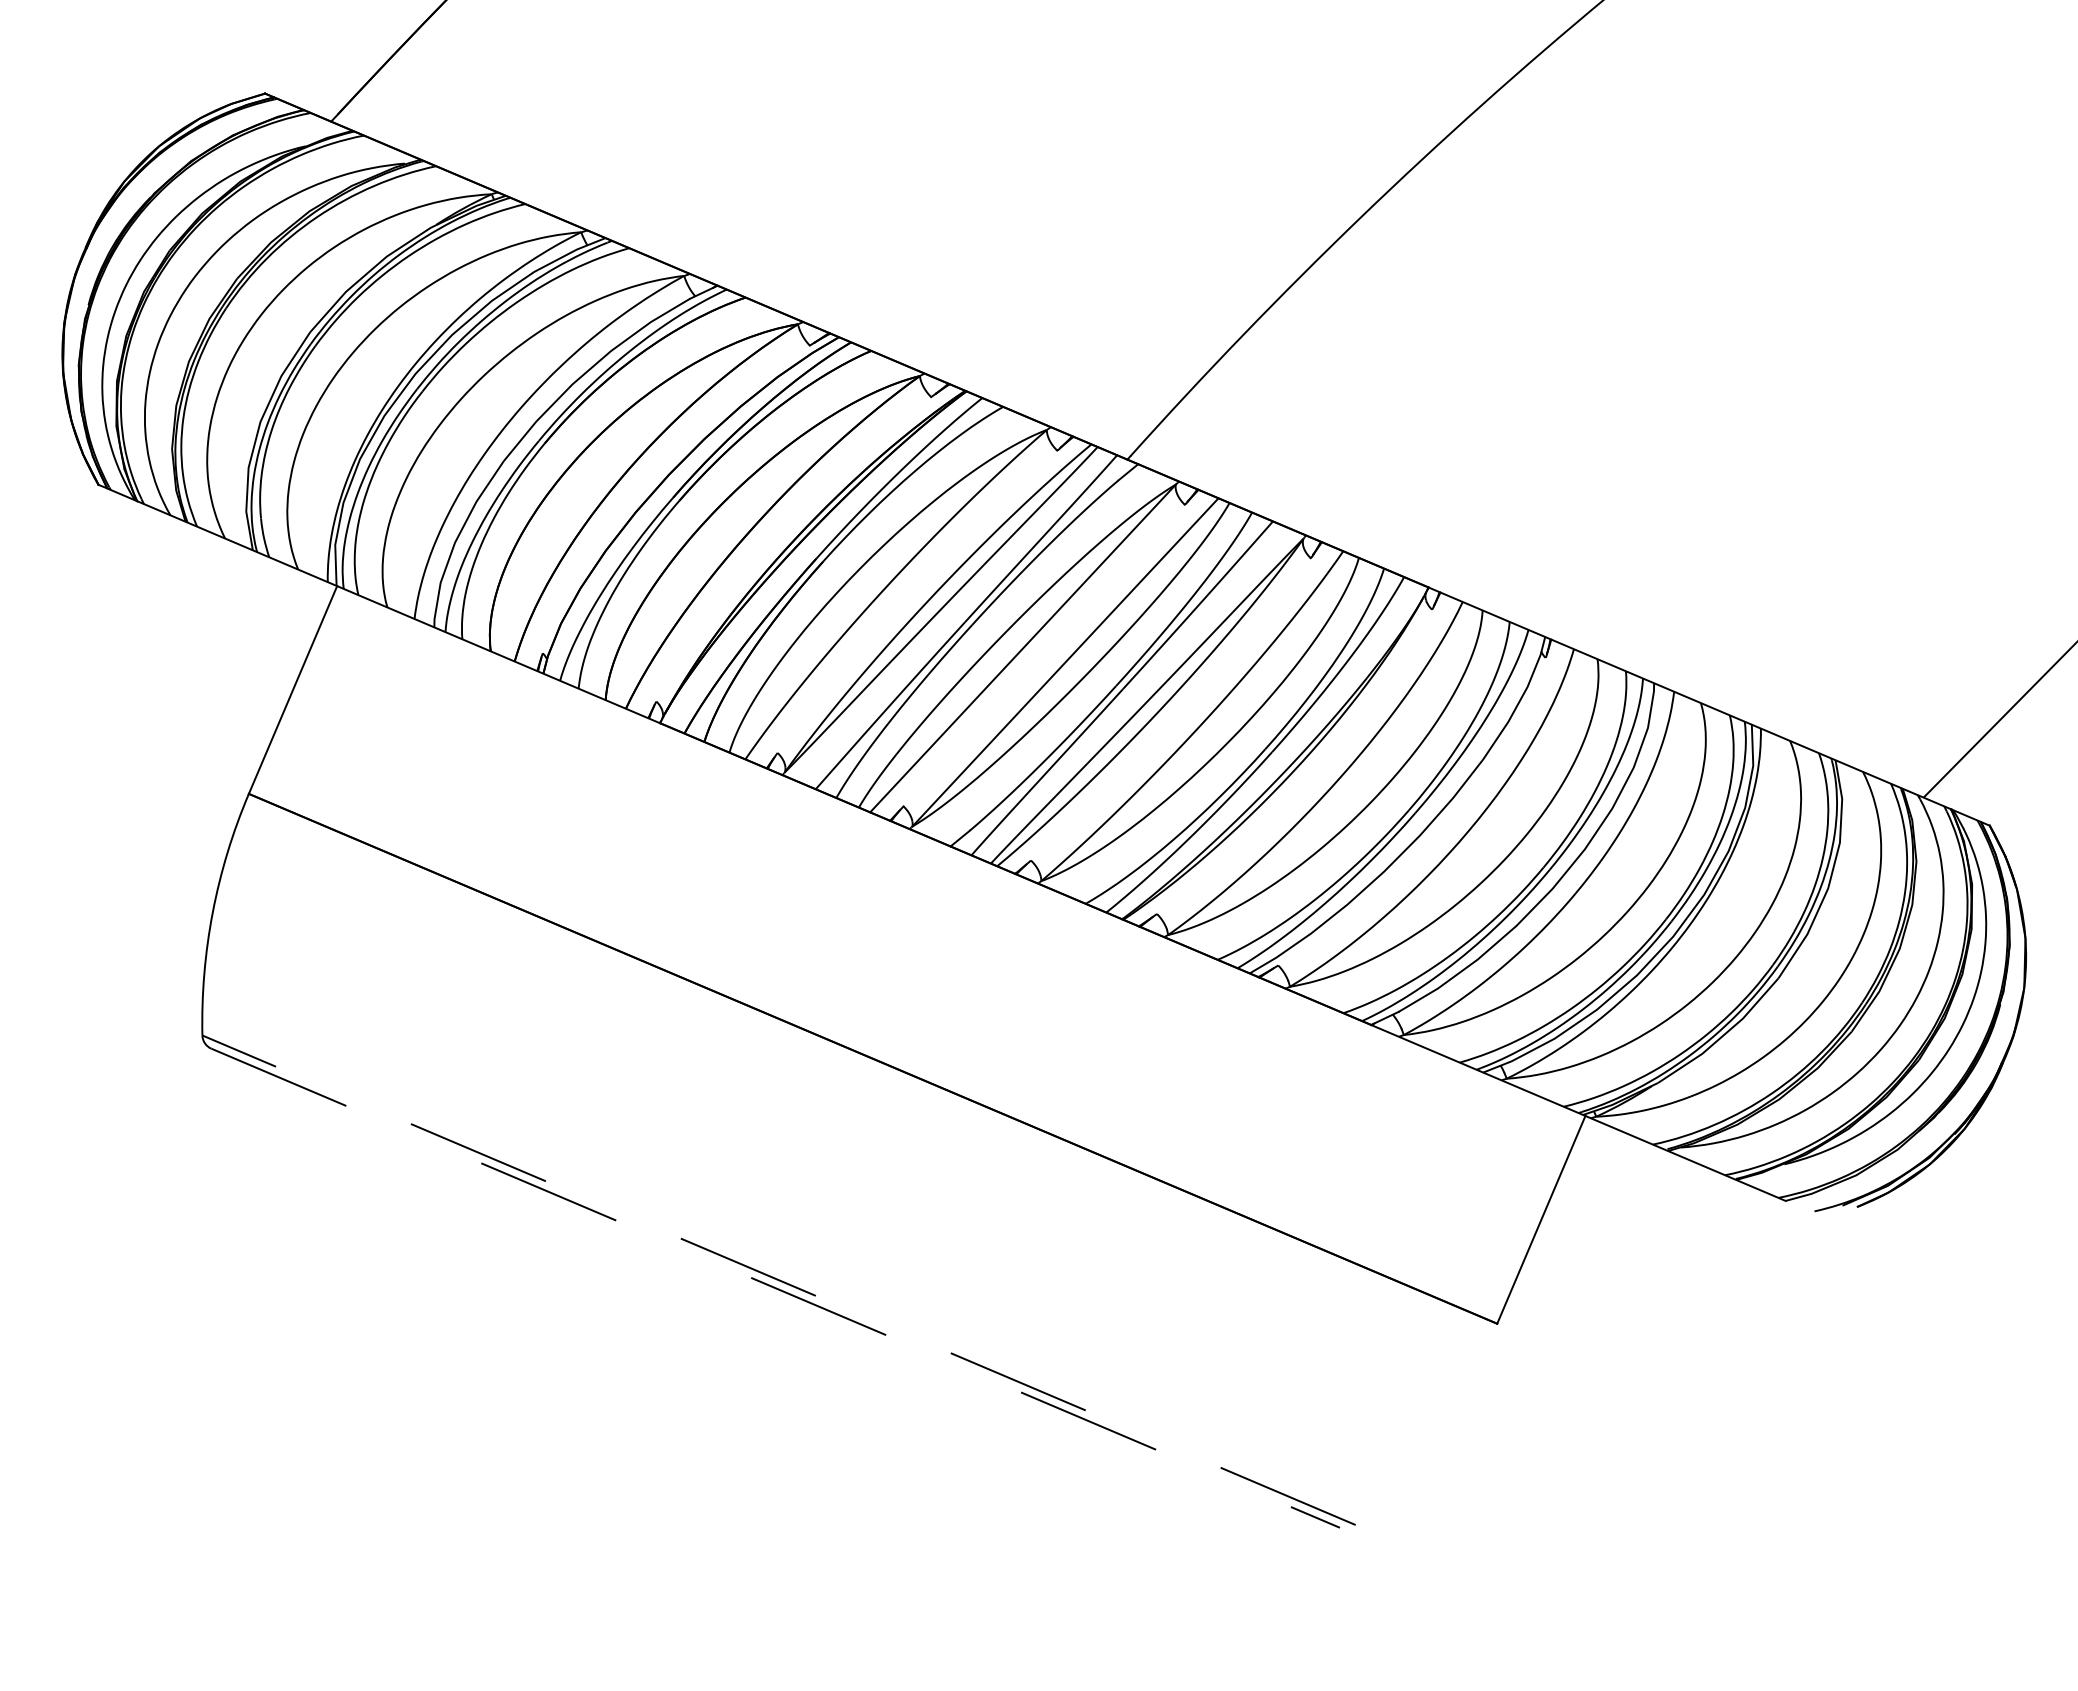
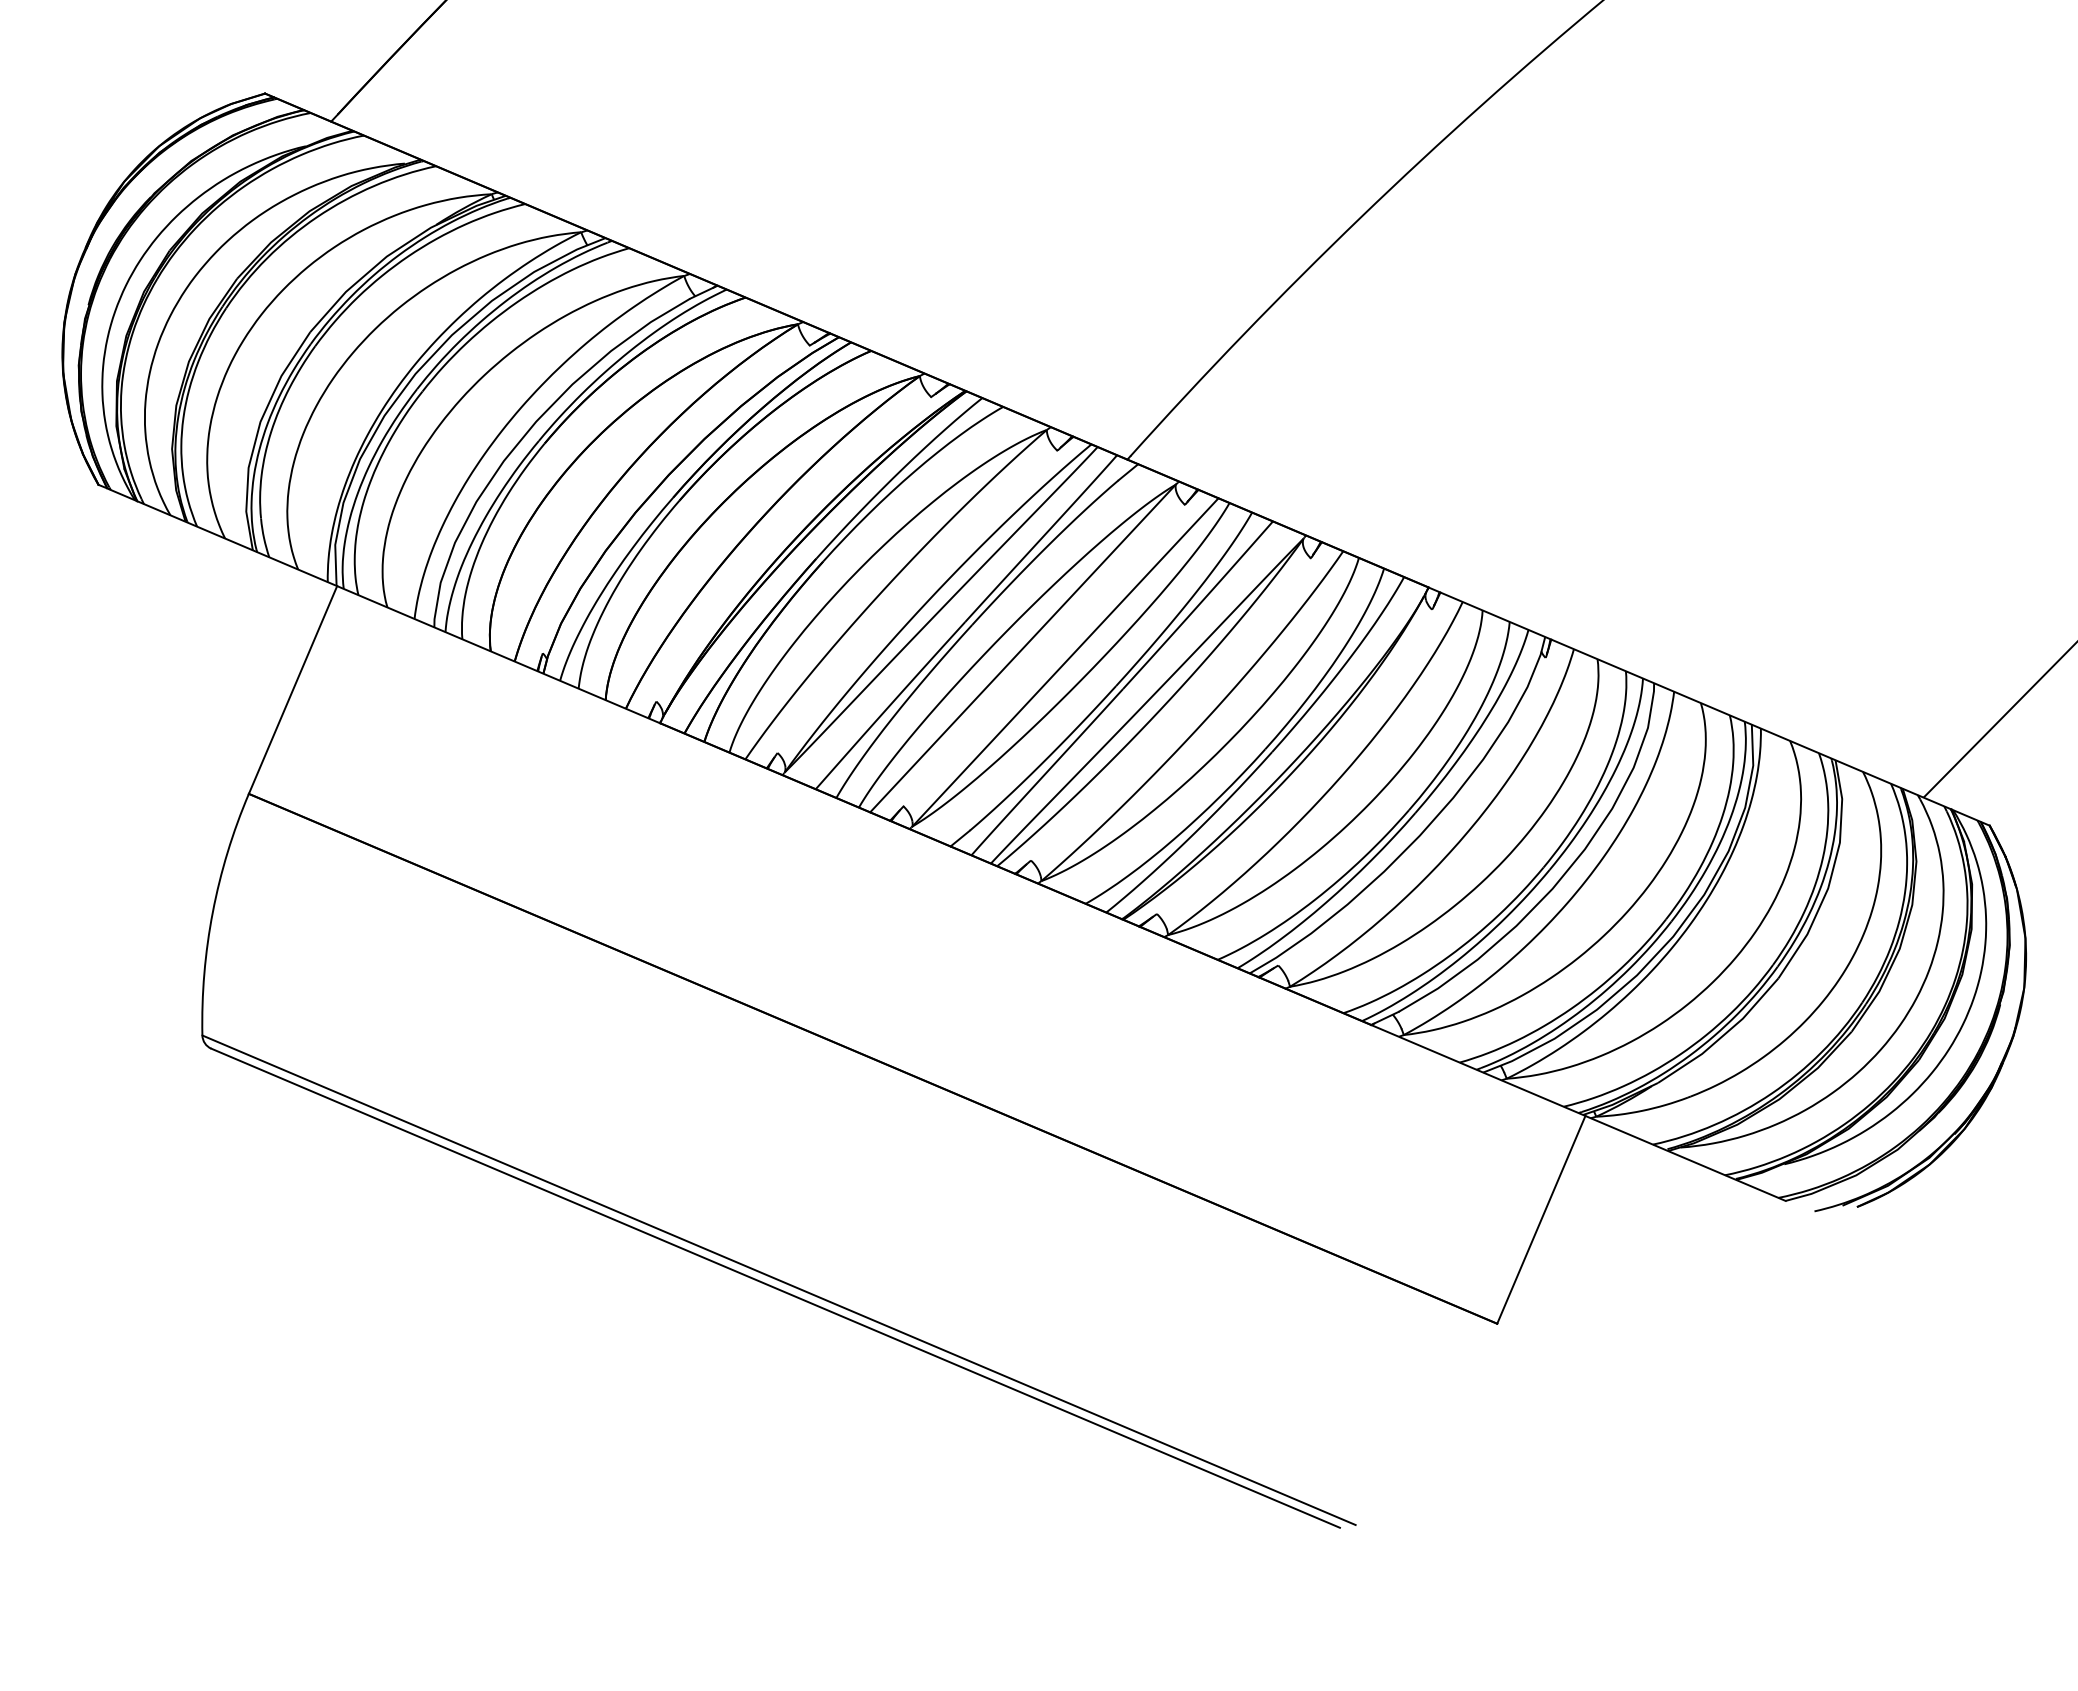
line: dashed -> solid (778, 1280)
line: dashed -> solid (776, 1288)
